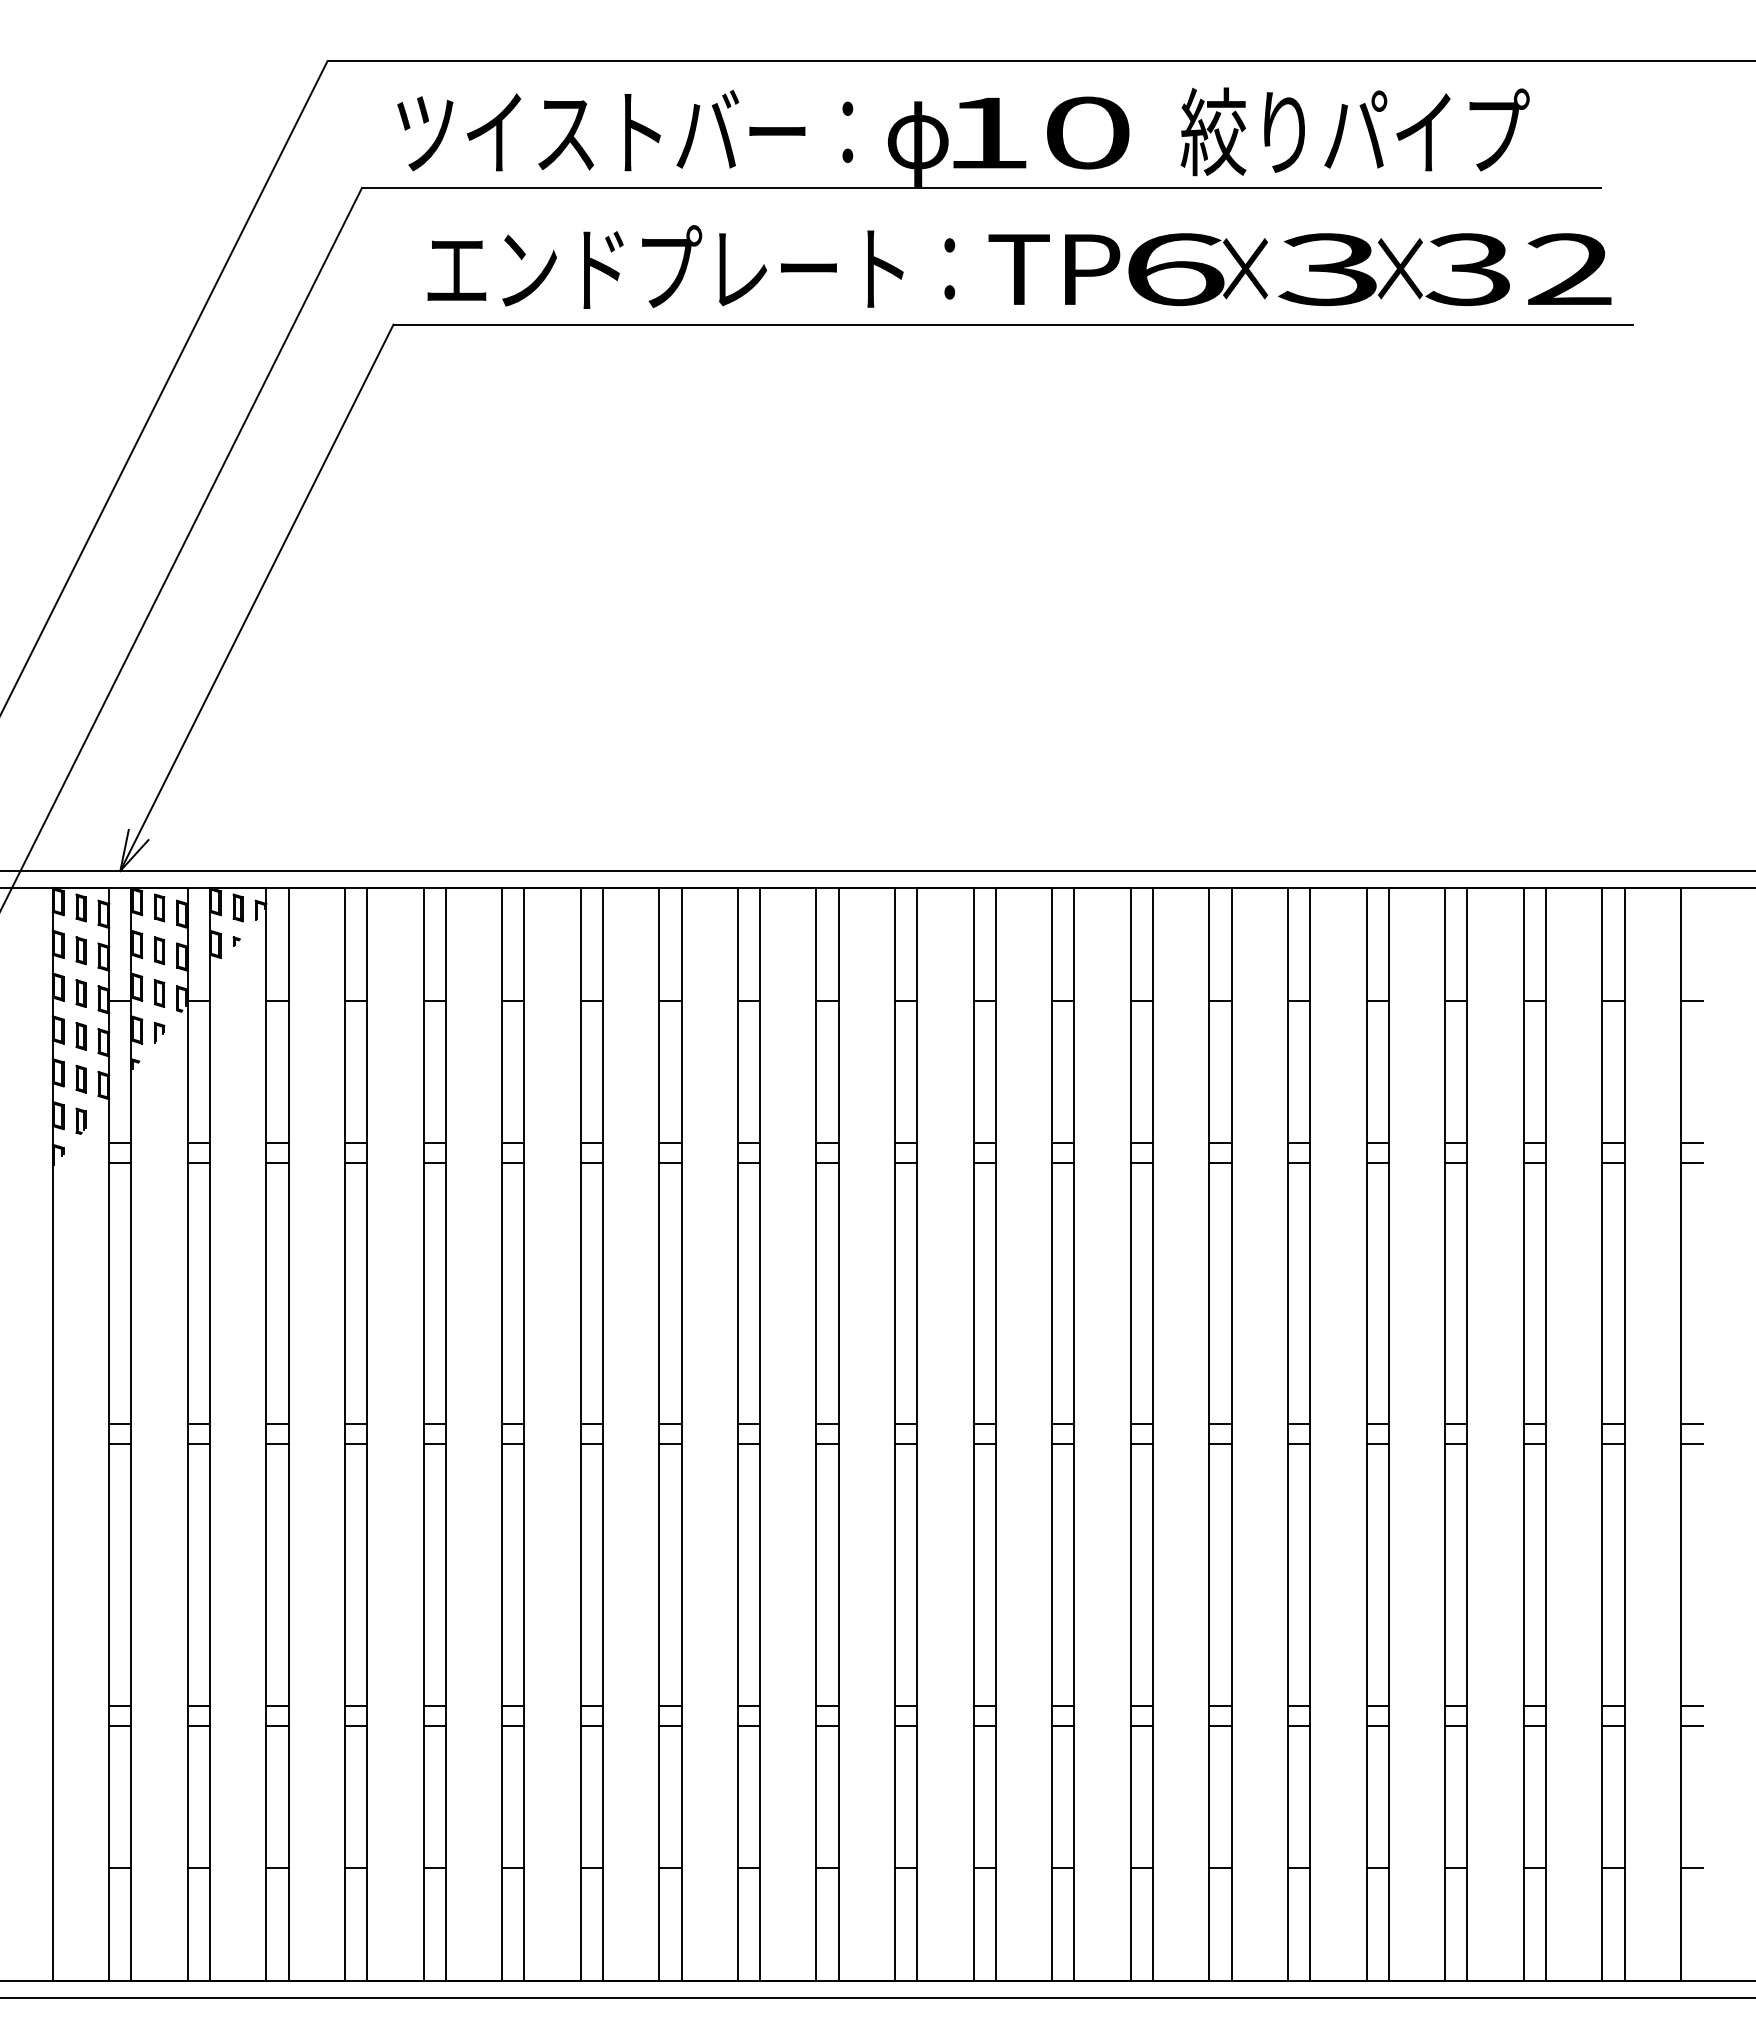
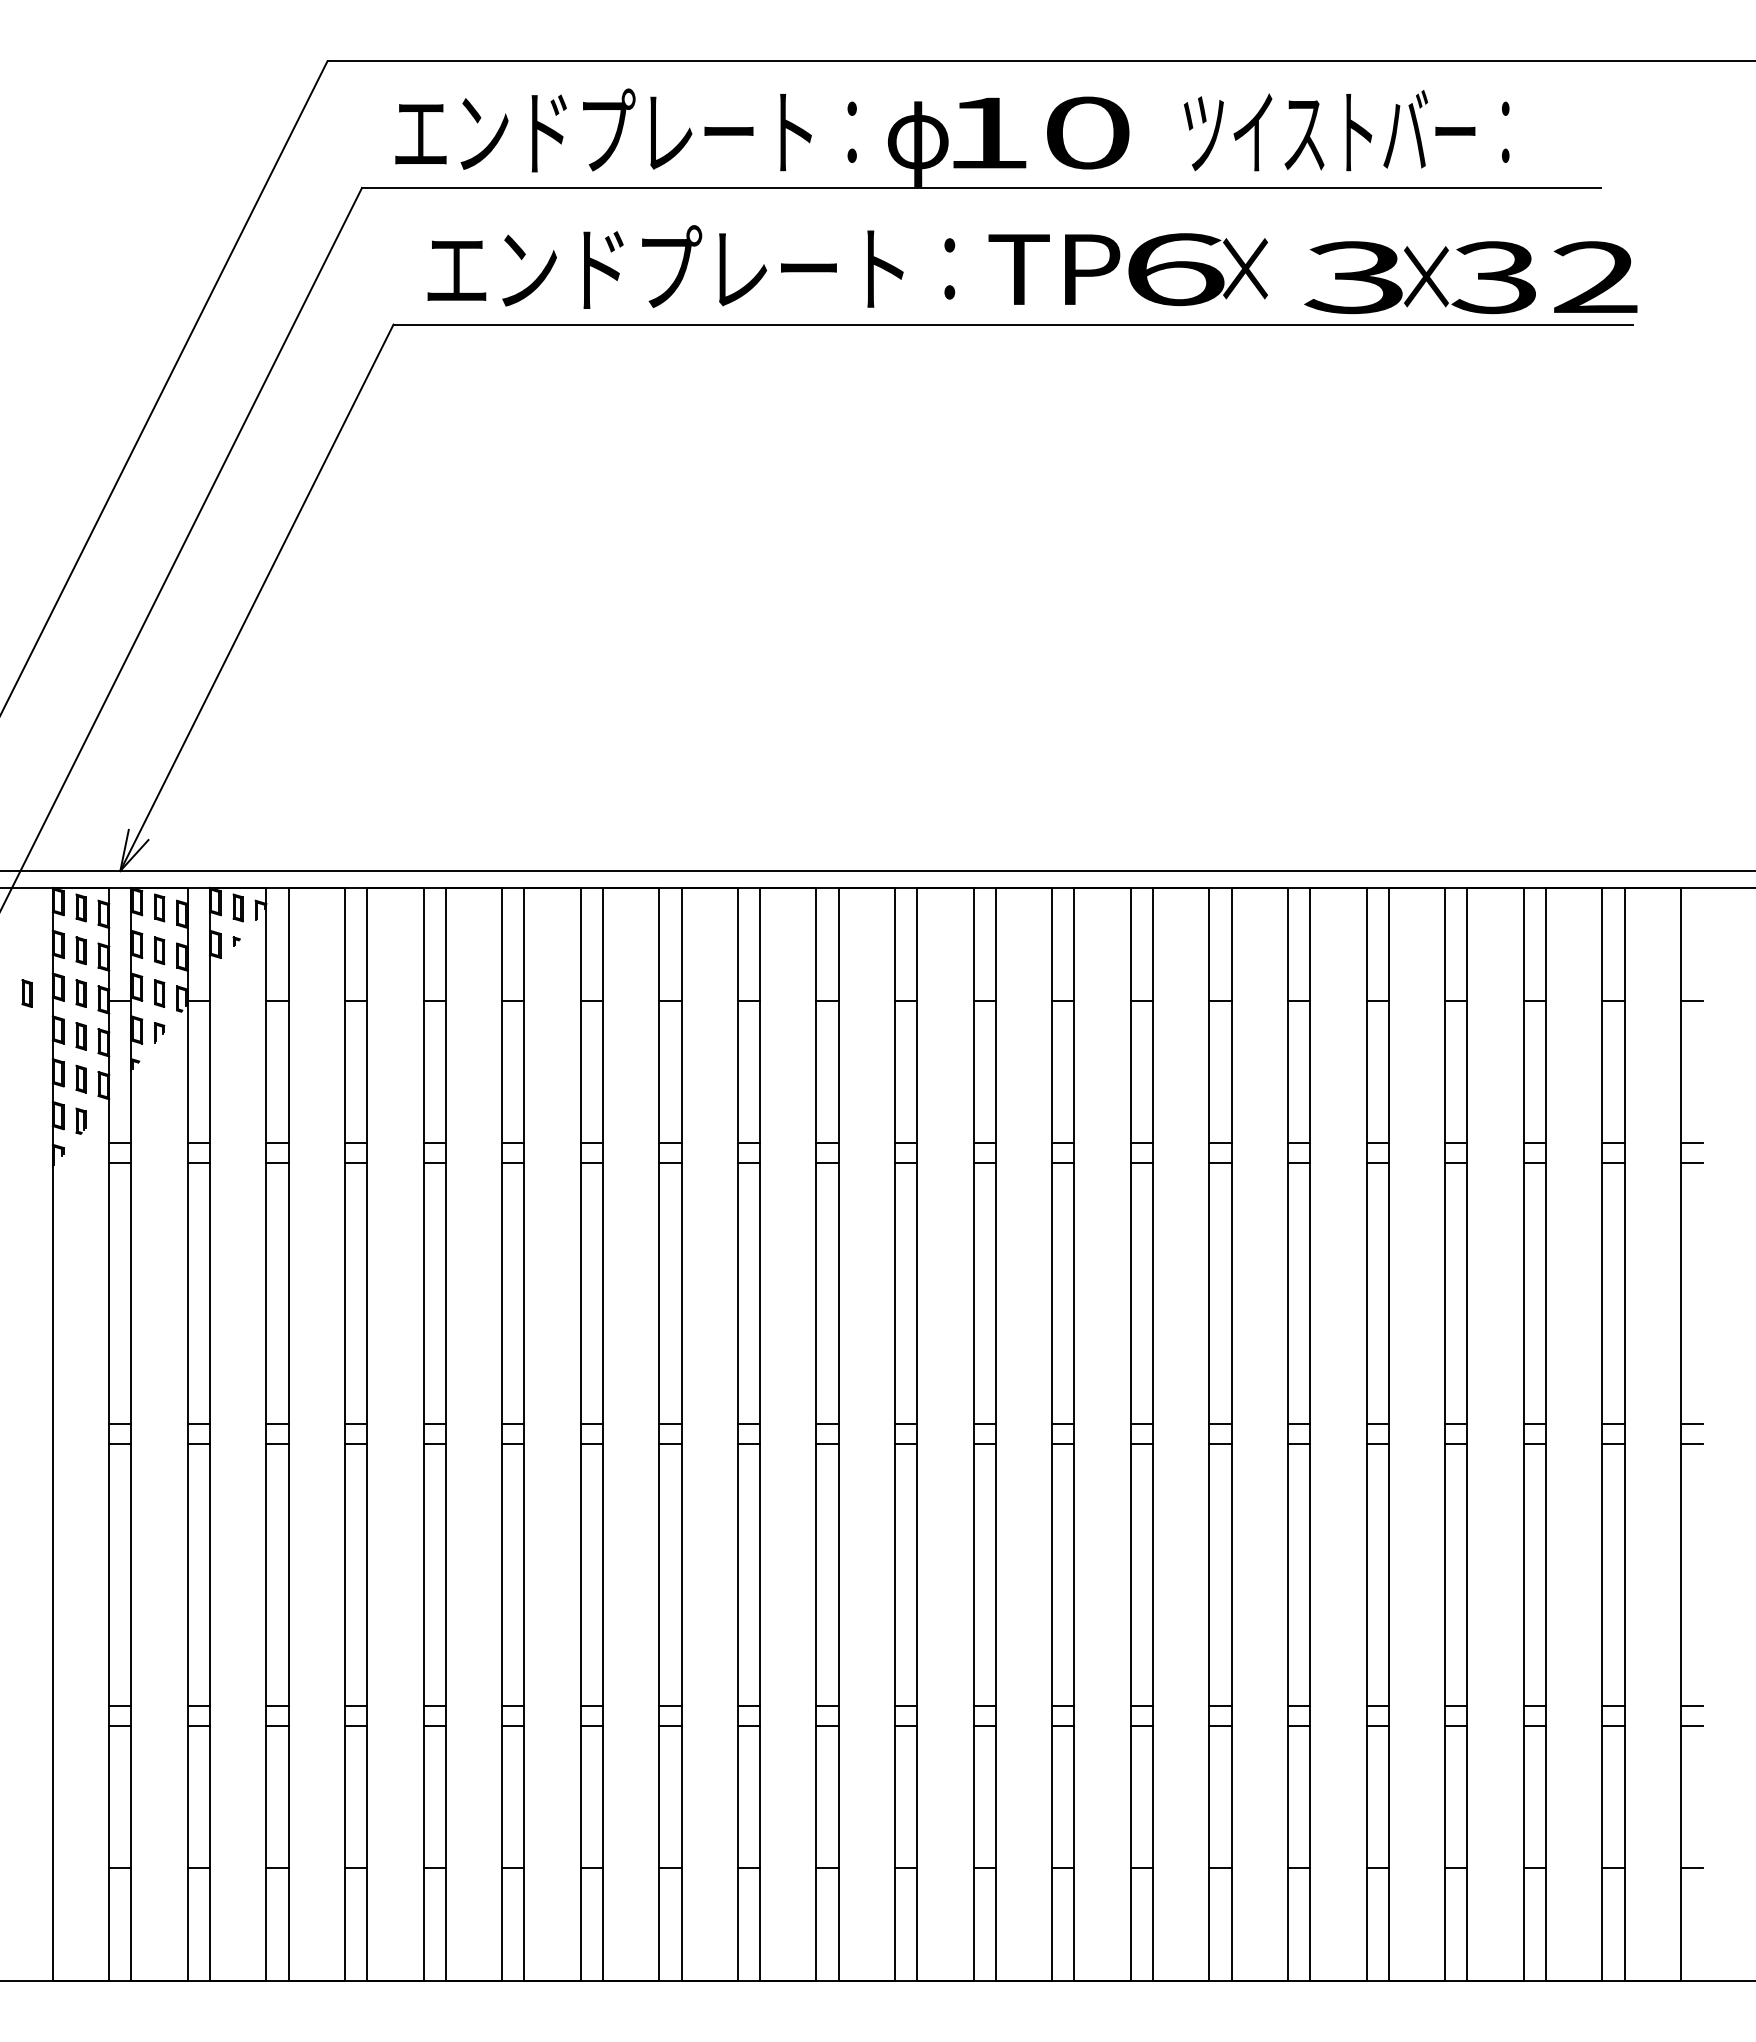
text: ツイストバー： -> エンドプレート： (625, 130)
text: 絞りパイプ -> ツイストバー： (1354, 131)
text position: (1444, 269) -> (1470, 277) (1470, 277)
part: none -> present (26, 993)
line: present -> none (877, 1997)
